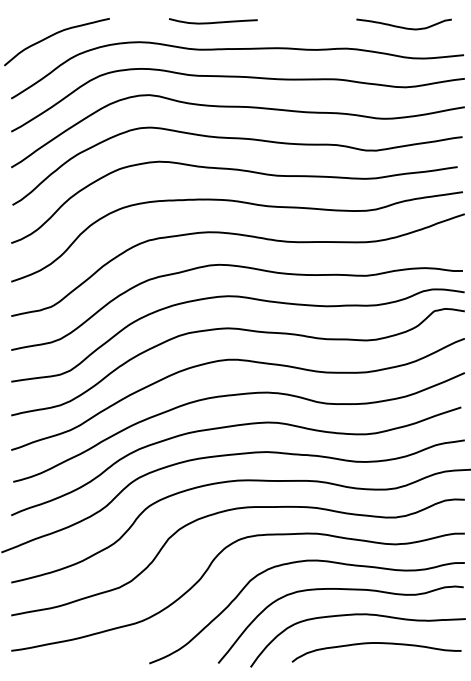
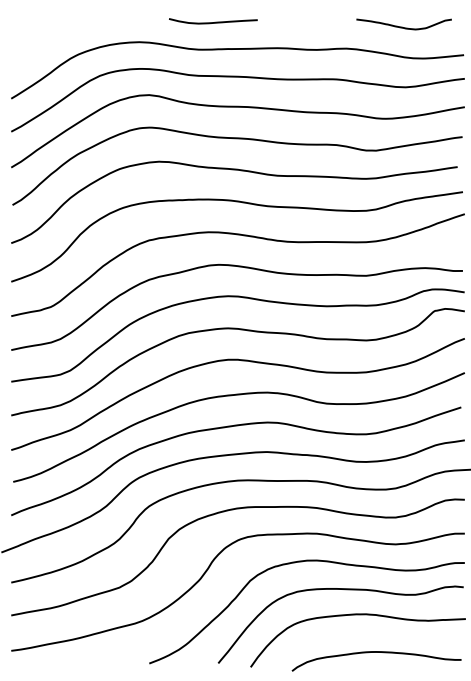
curve: present -> none (52, 36)
curve position: (376, 643) -> (376, 652) (376, 652)
